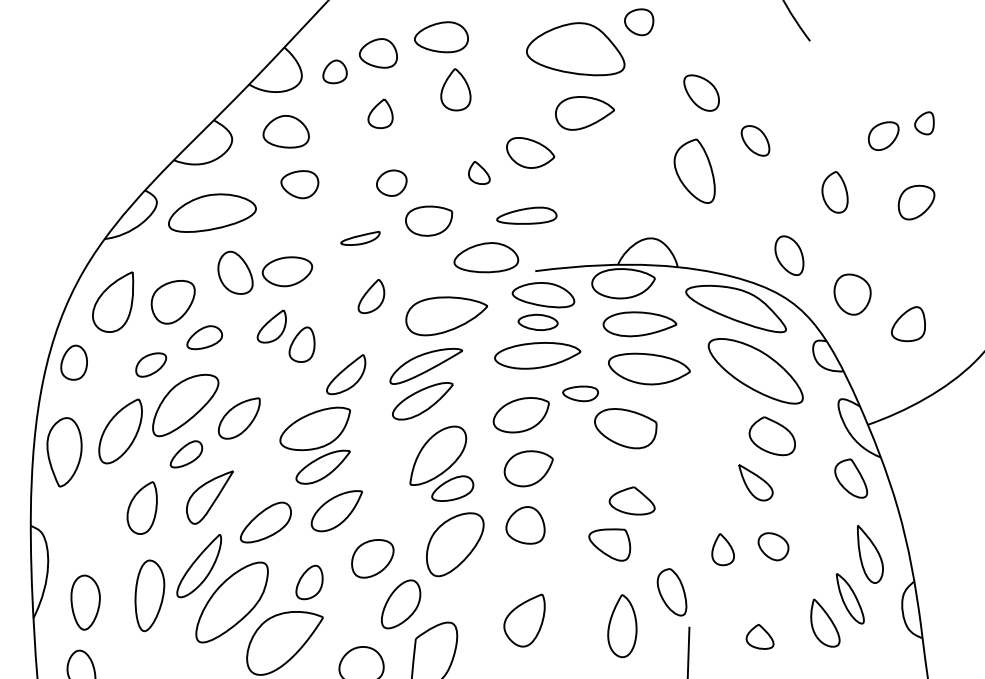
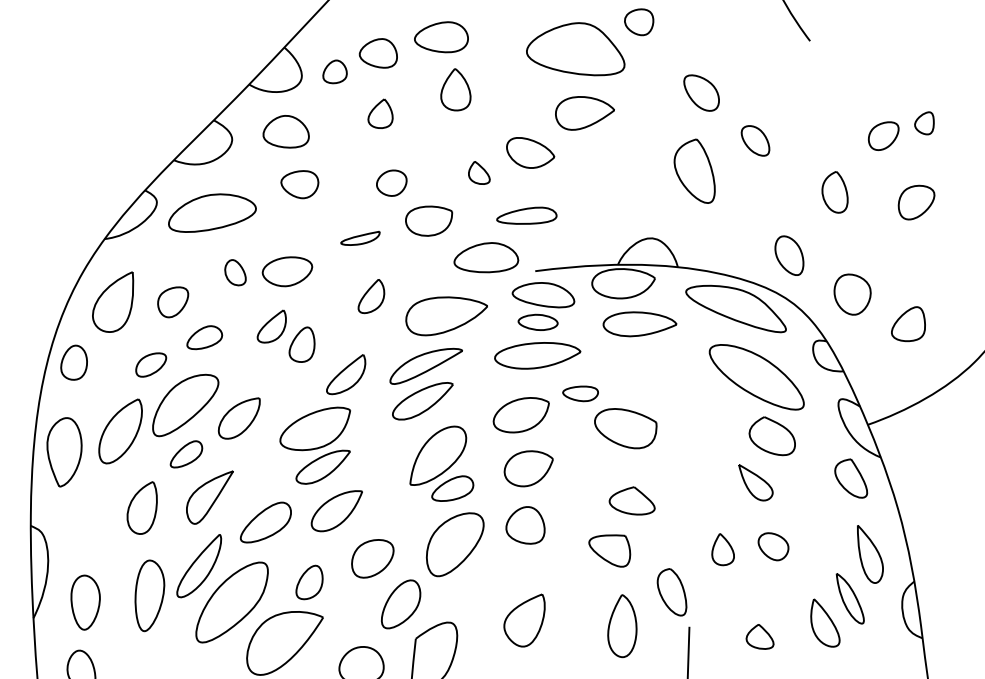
part size: 37x45 px -> 23x28 px (235, 272)
part size: 46x45 px -> 33x33 px (173, 302)
part: present -> none (649, 368)
part position: (755, 371) -> (756, 377) (756, 377)
part position: (609, 544) -> (609, 550) (609, 550)
